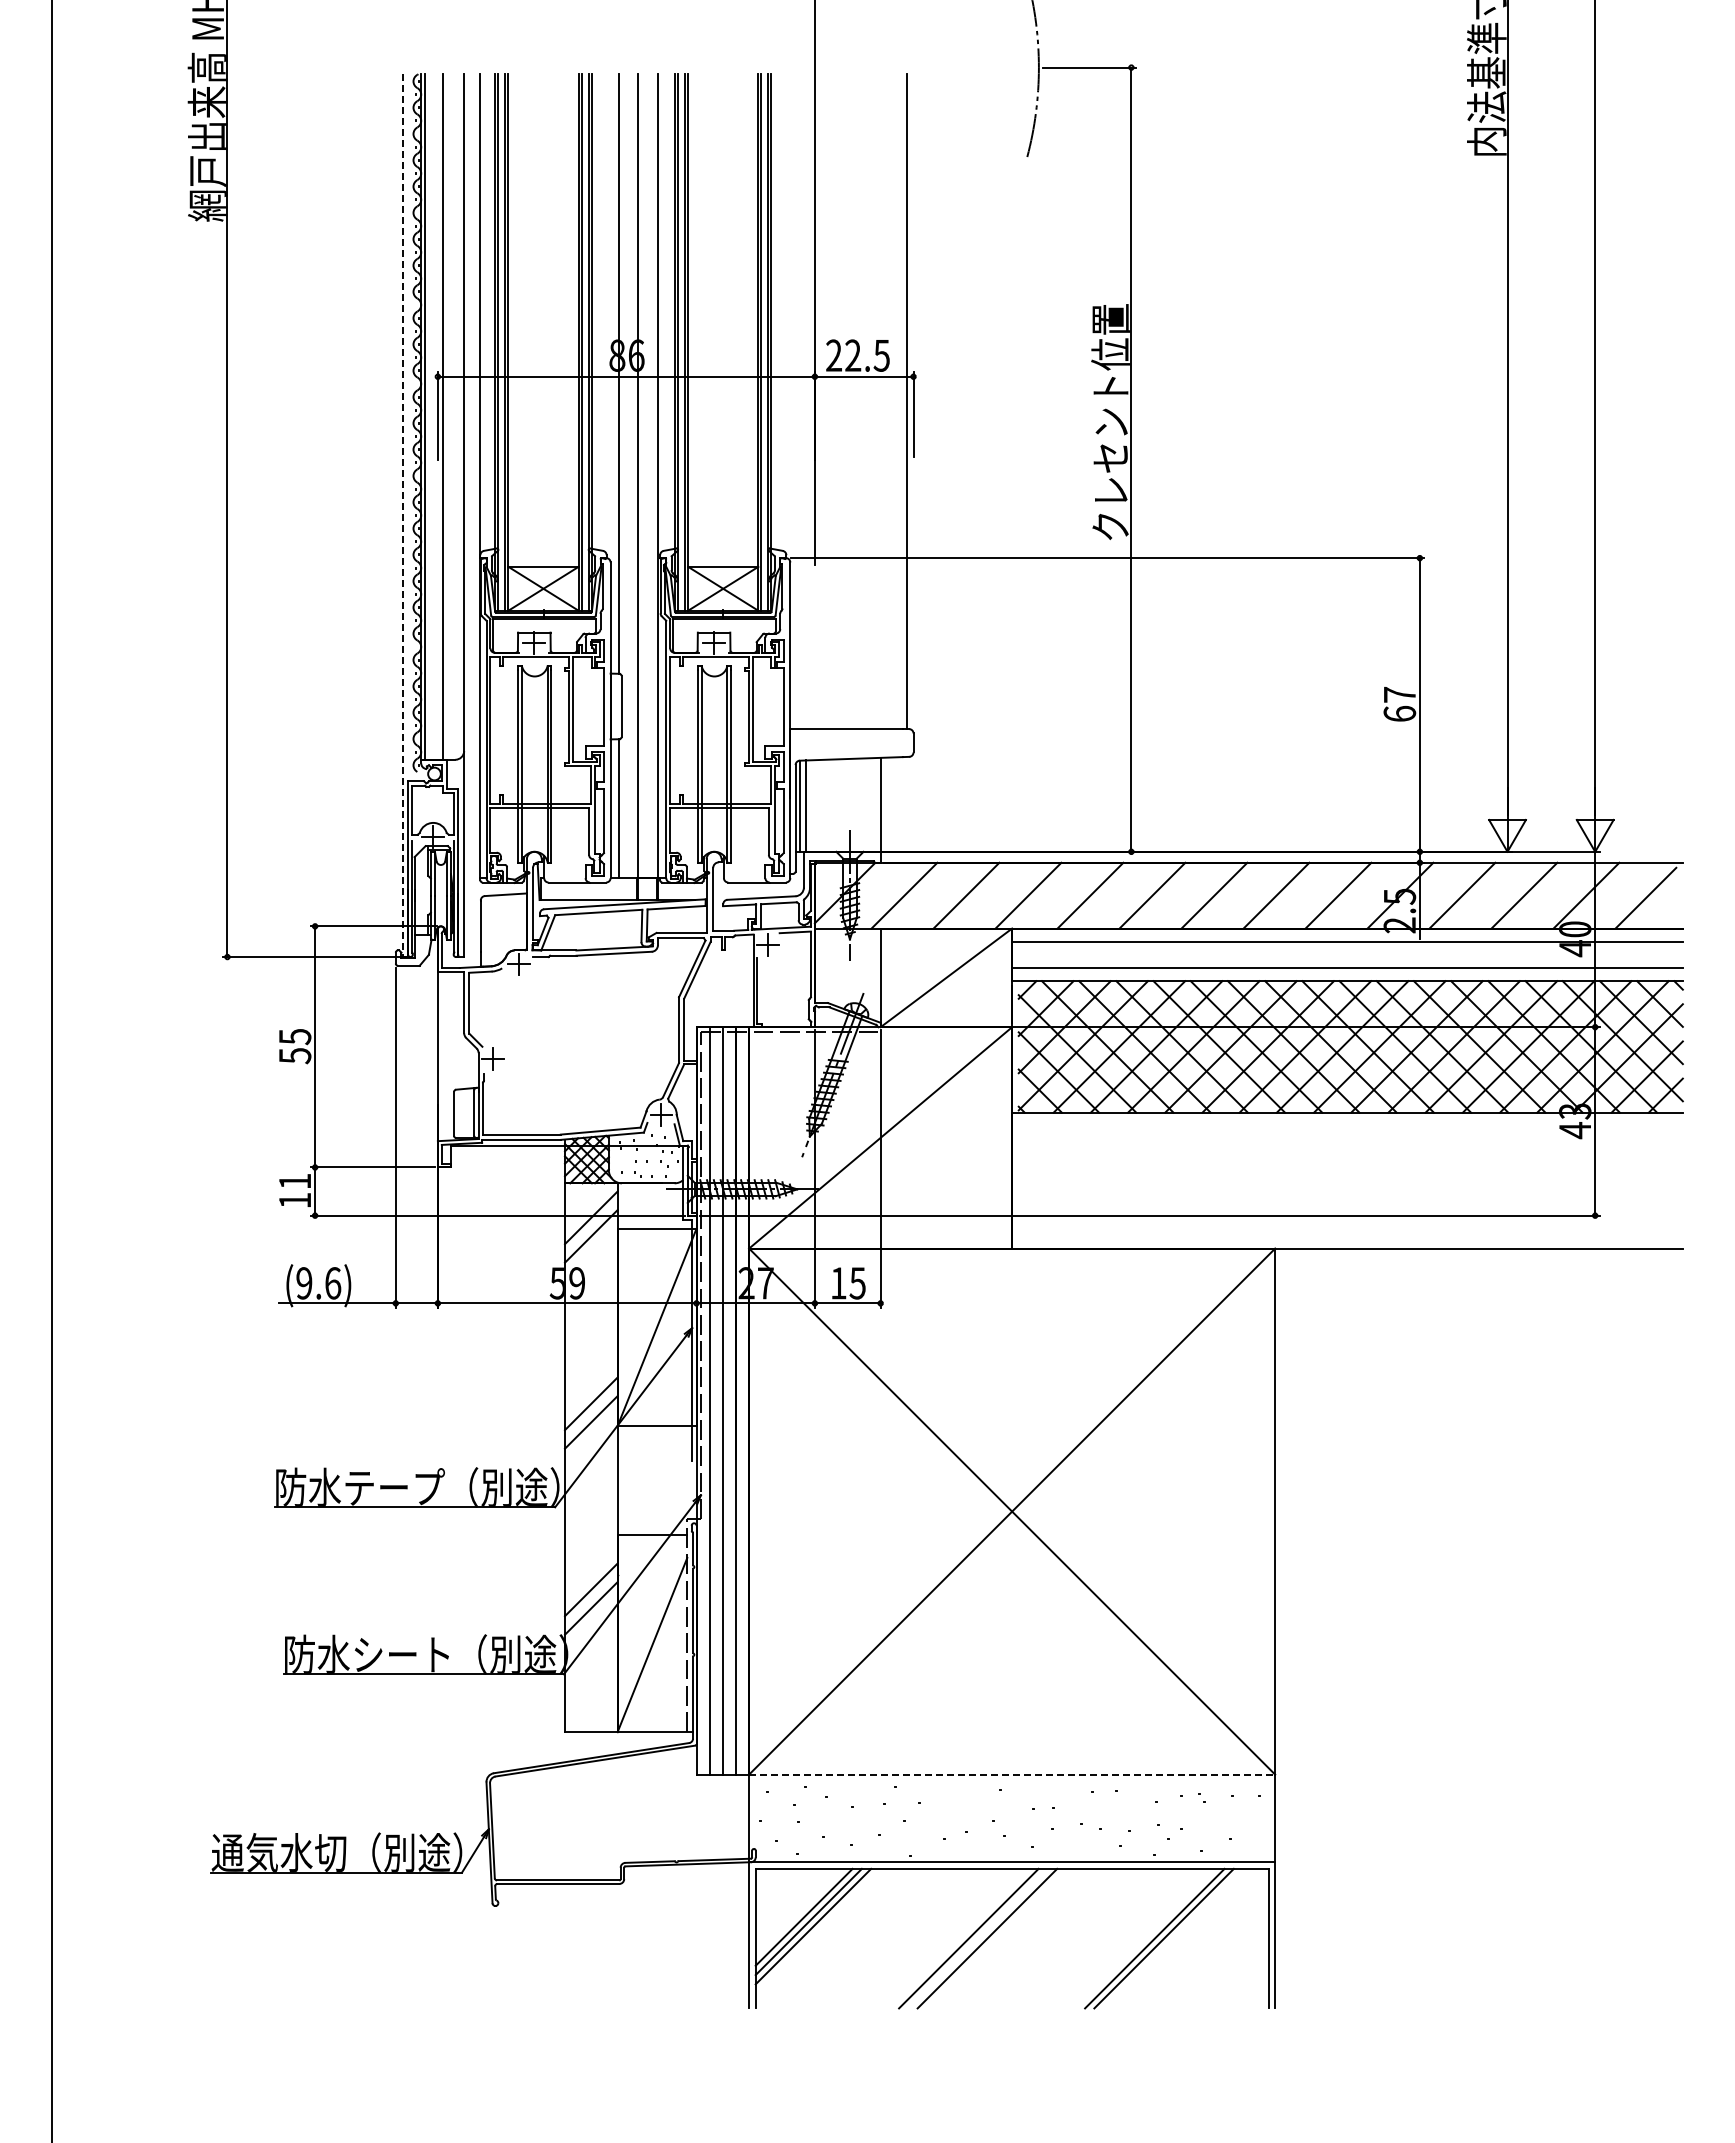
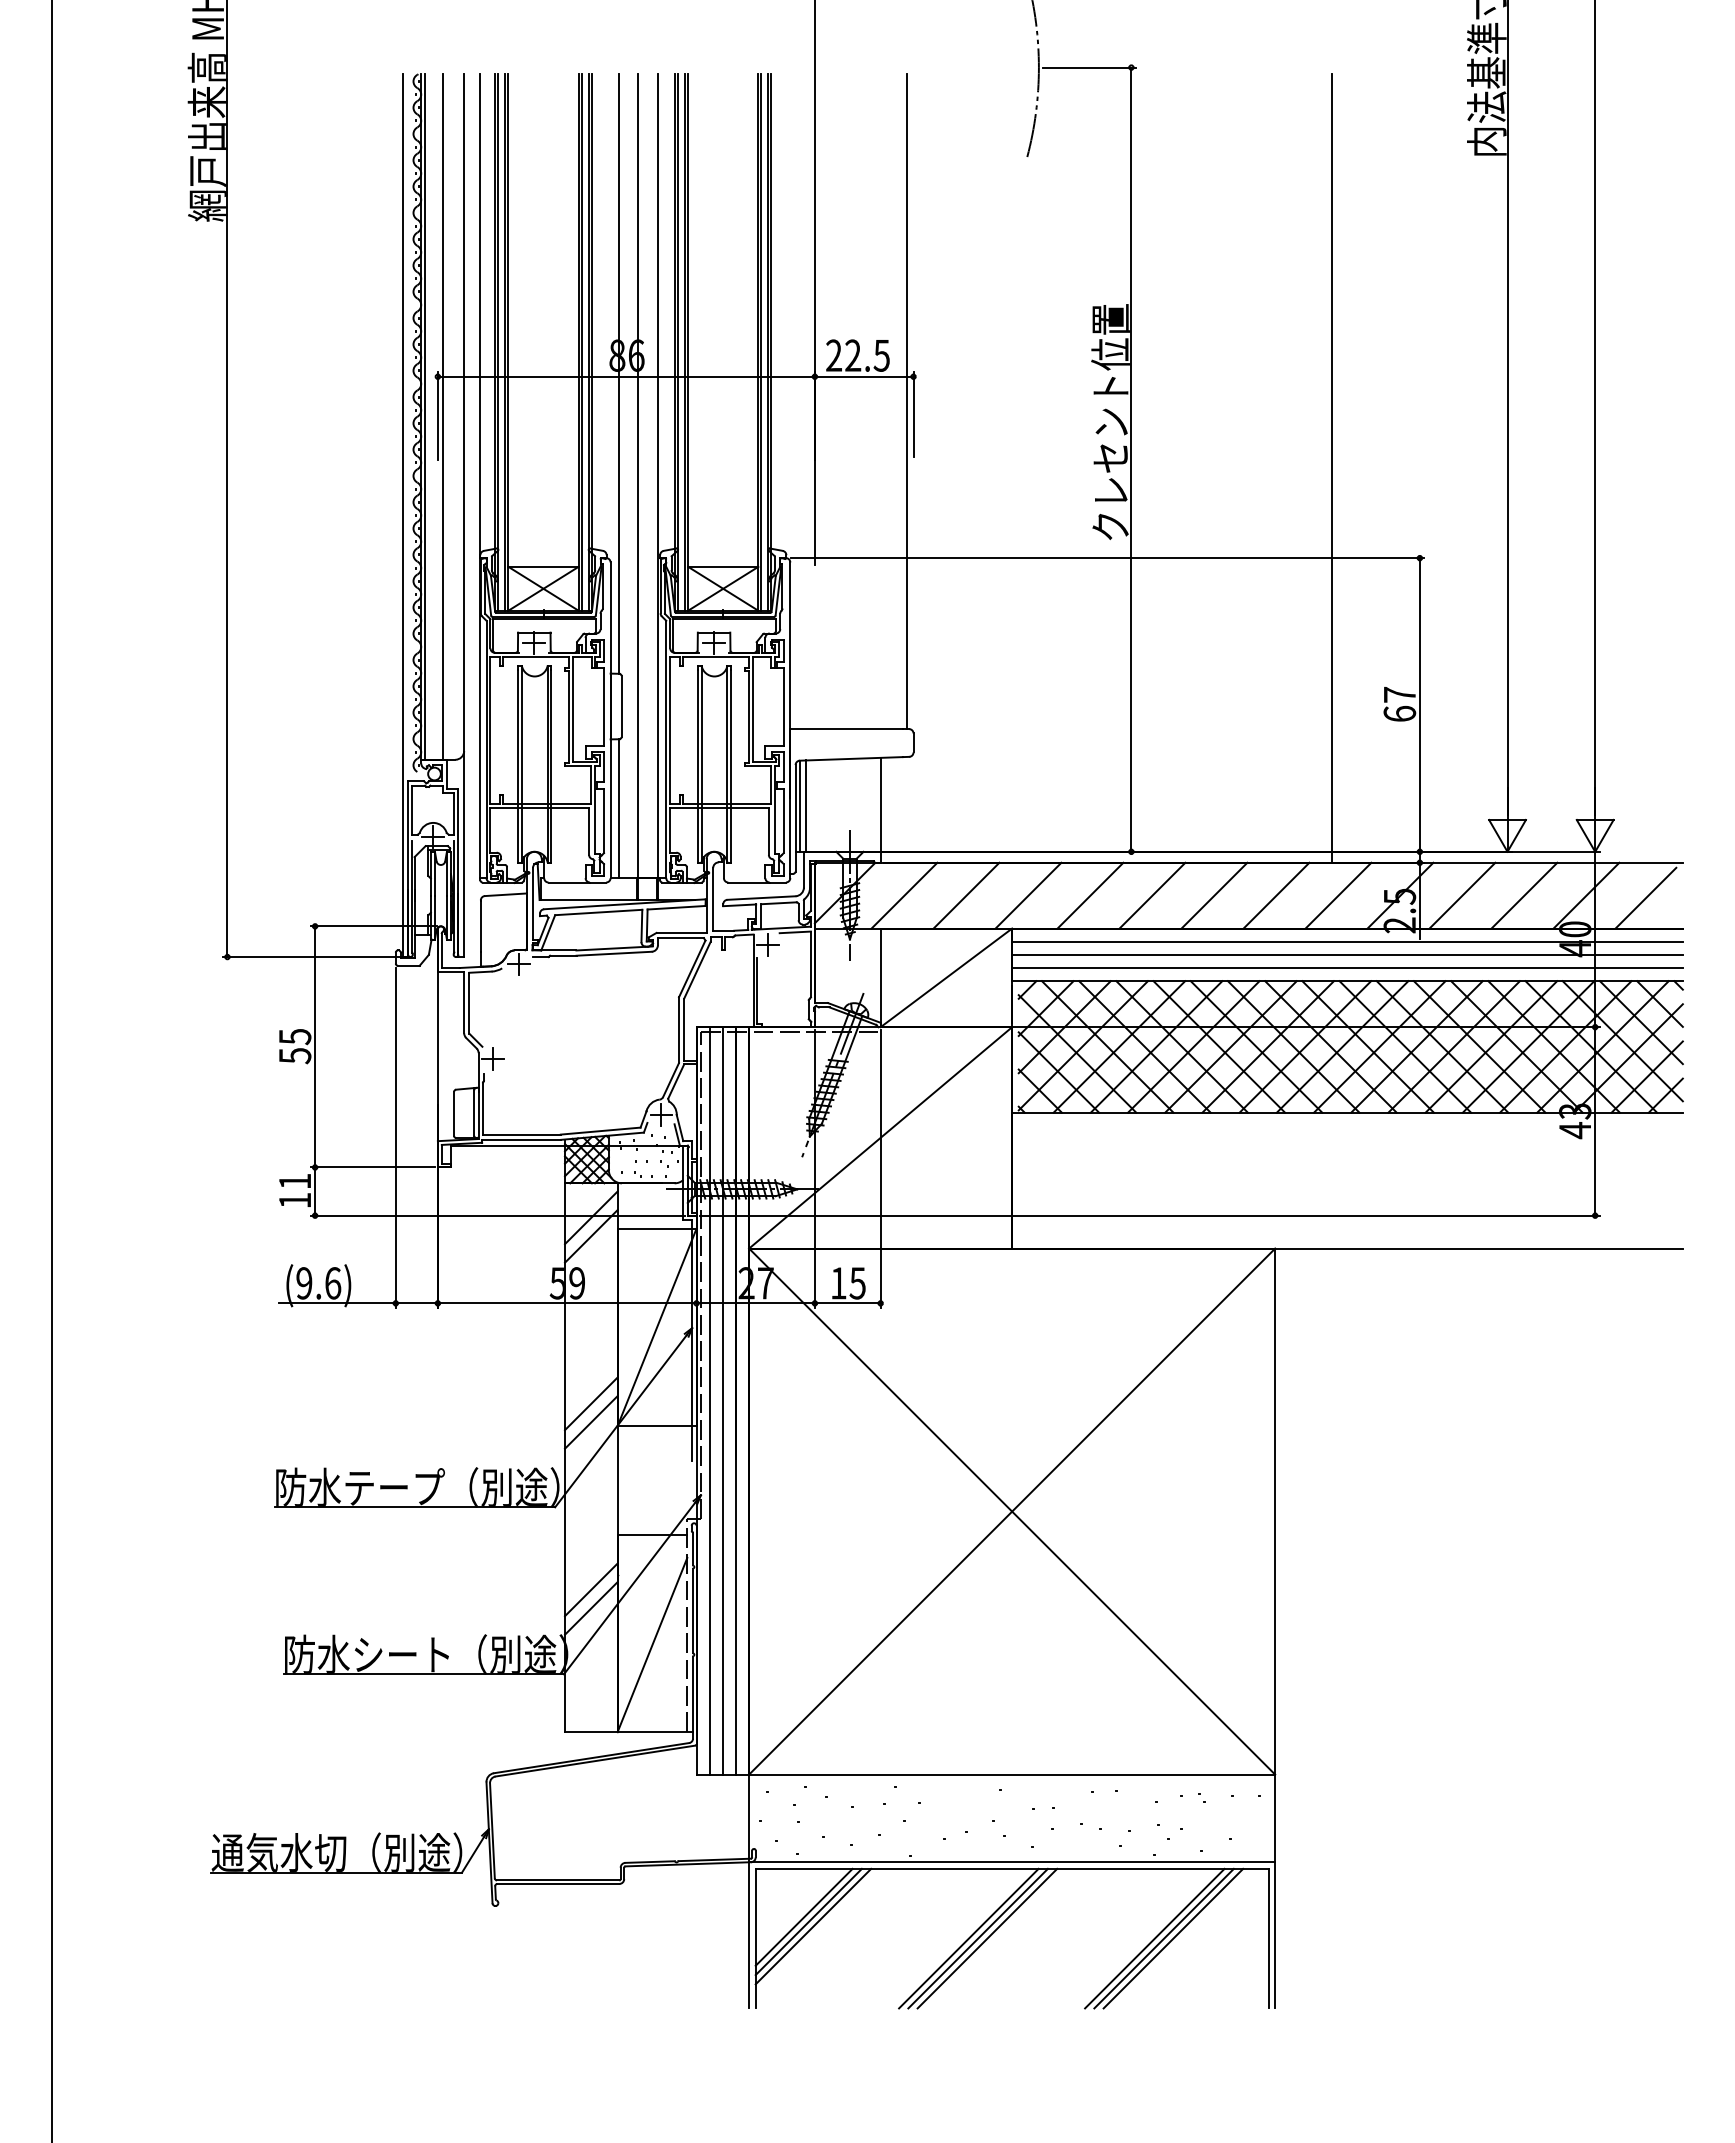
line: none -> present (1332, 468)
line: dashed -> solid (402, 516)
line: none -> present (1347, 954)
line: dashed -> solid (1012, 1774)
line: none -> present (977, 1938)
line: none -> present (1173, 1938)
